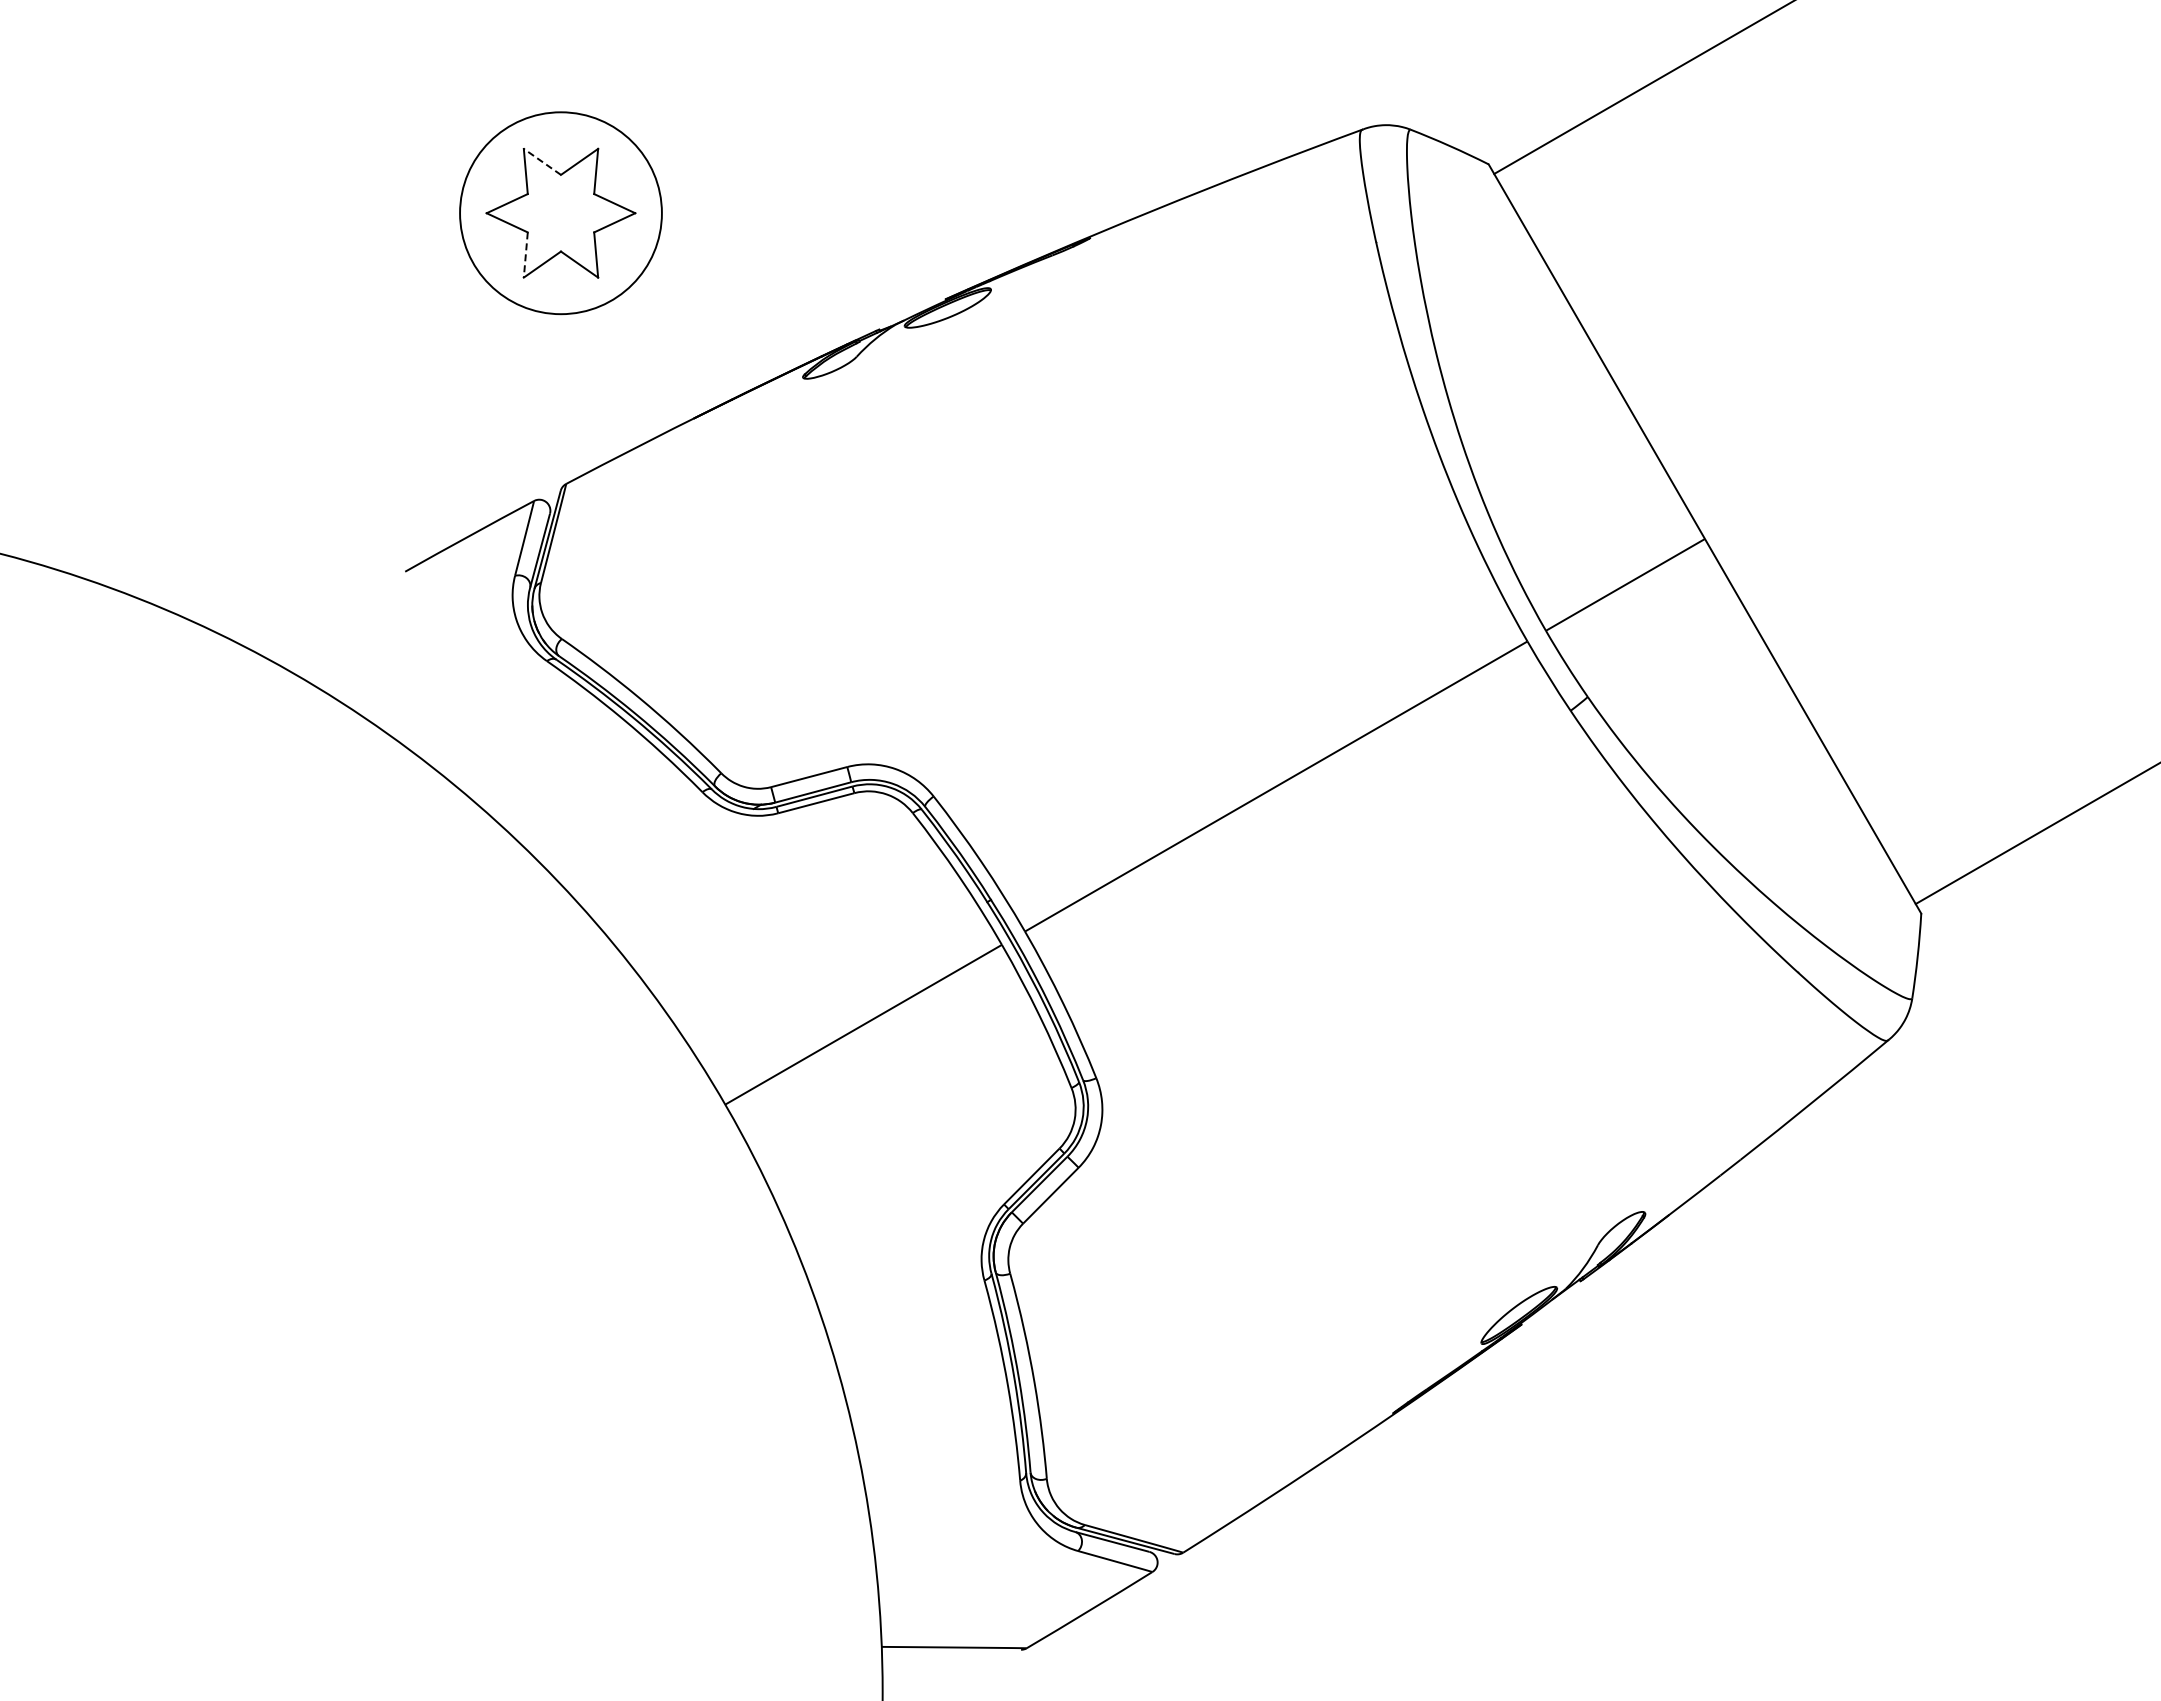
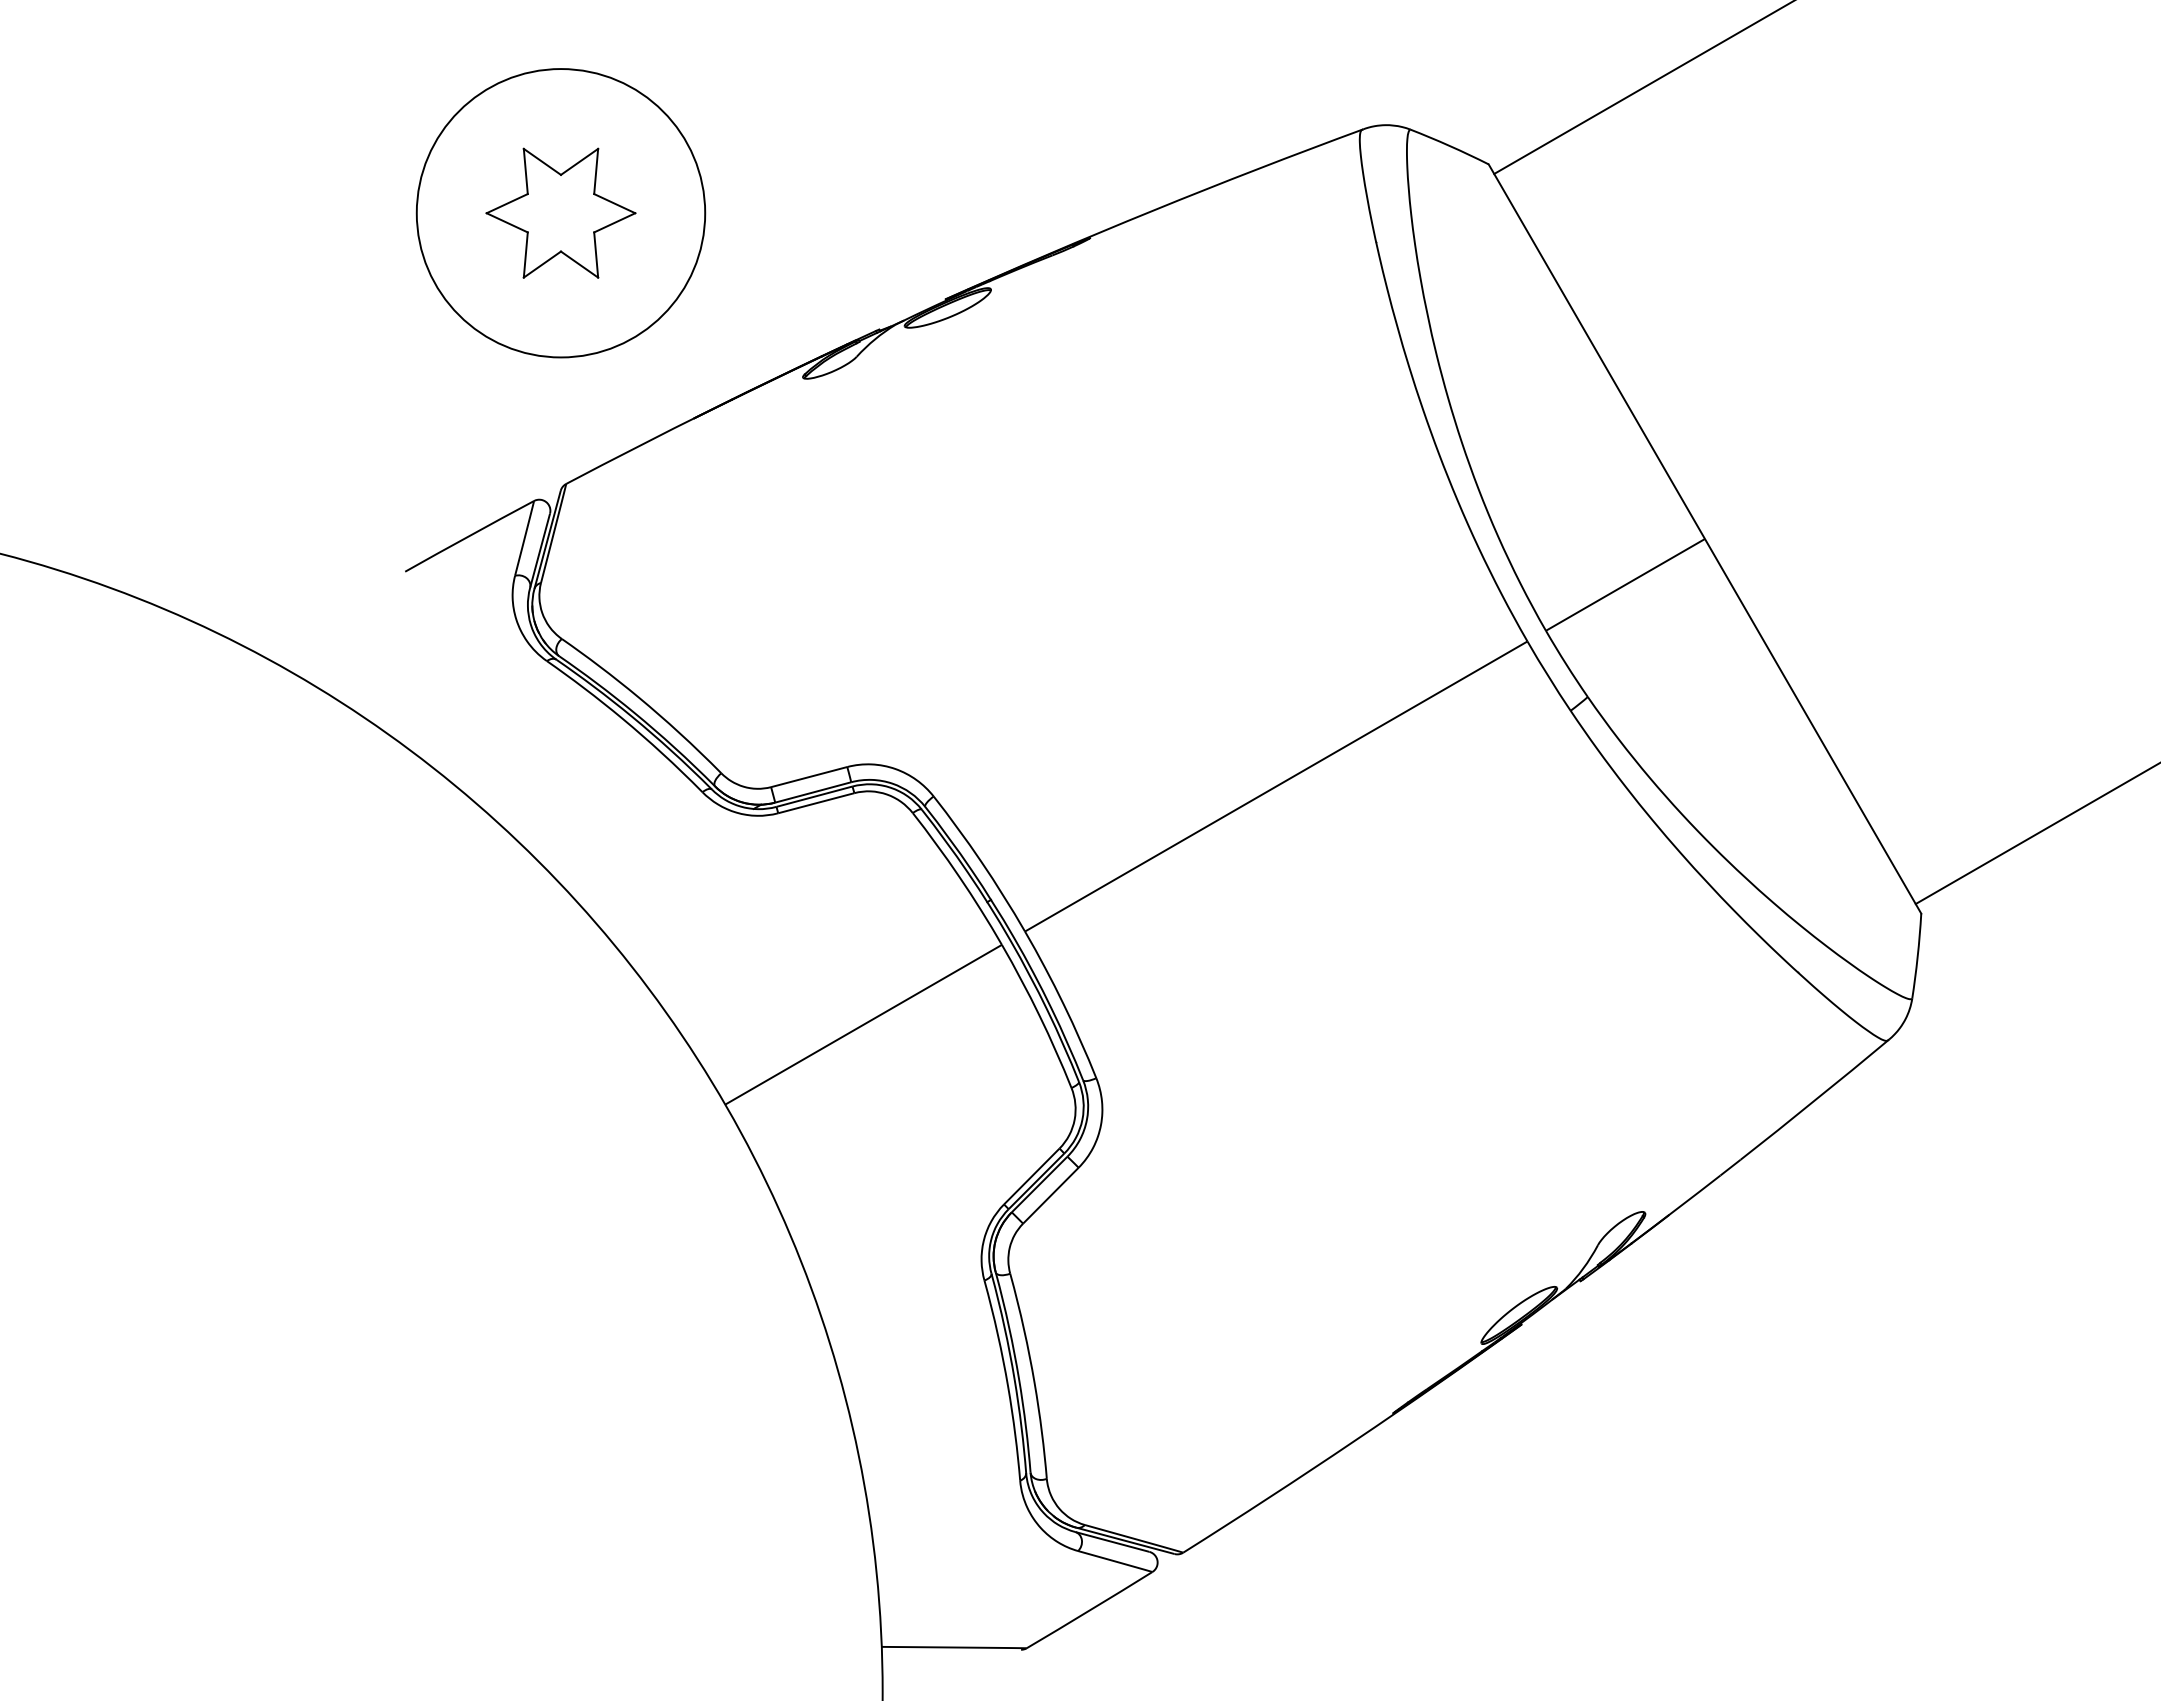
line: dashed -> solid (542, 161)
circle diameter: 202 px -> 288 px (560, 213)
line: dashed -> solid (525, 255)
